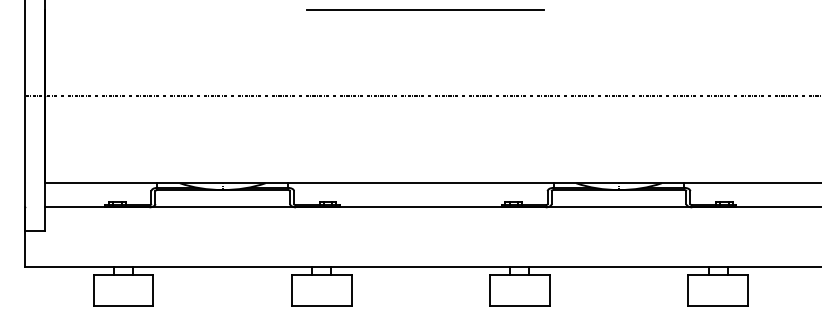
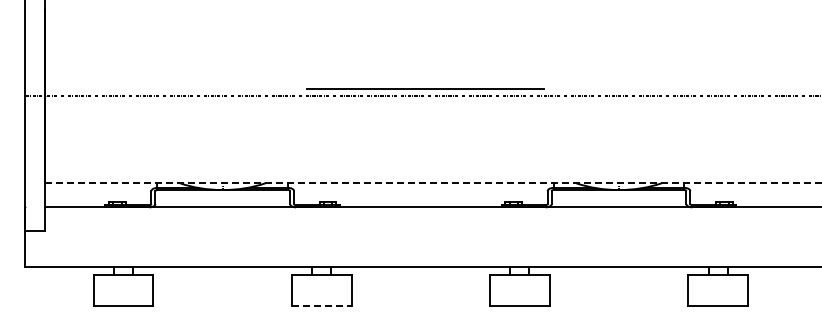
line position: (425, 9) -> (425, 88) (425, 88)
line: solid -> dashed (433, 183)
line: solid -> dashed (321, 306)
